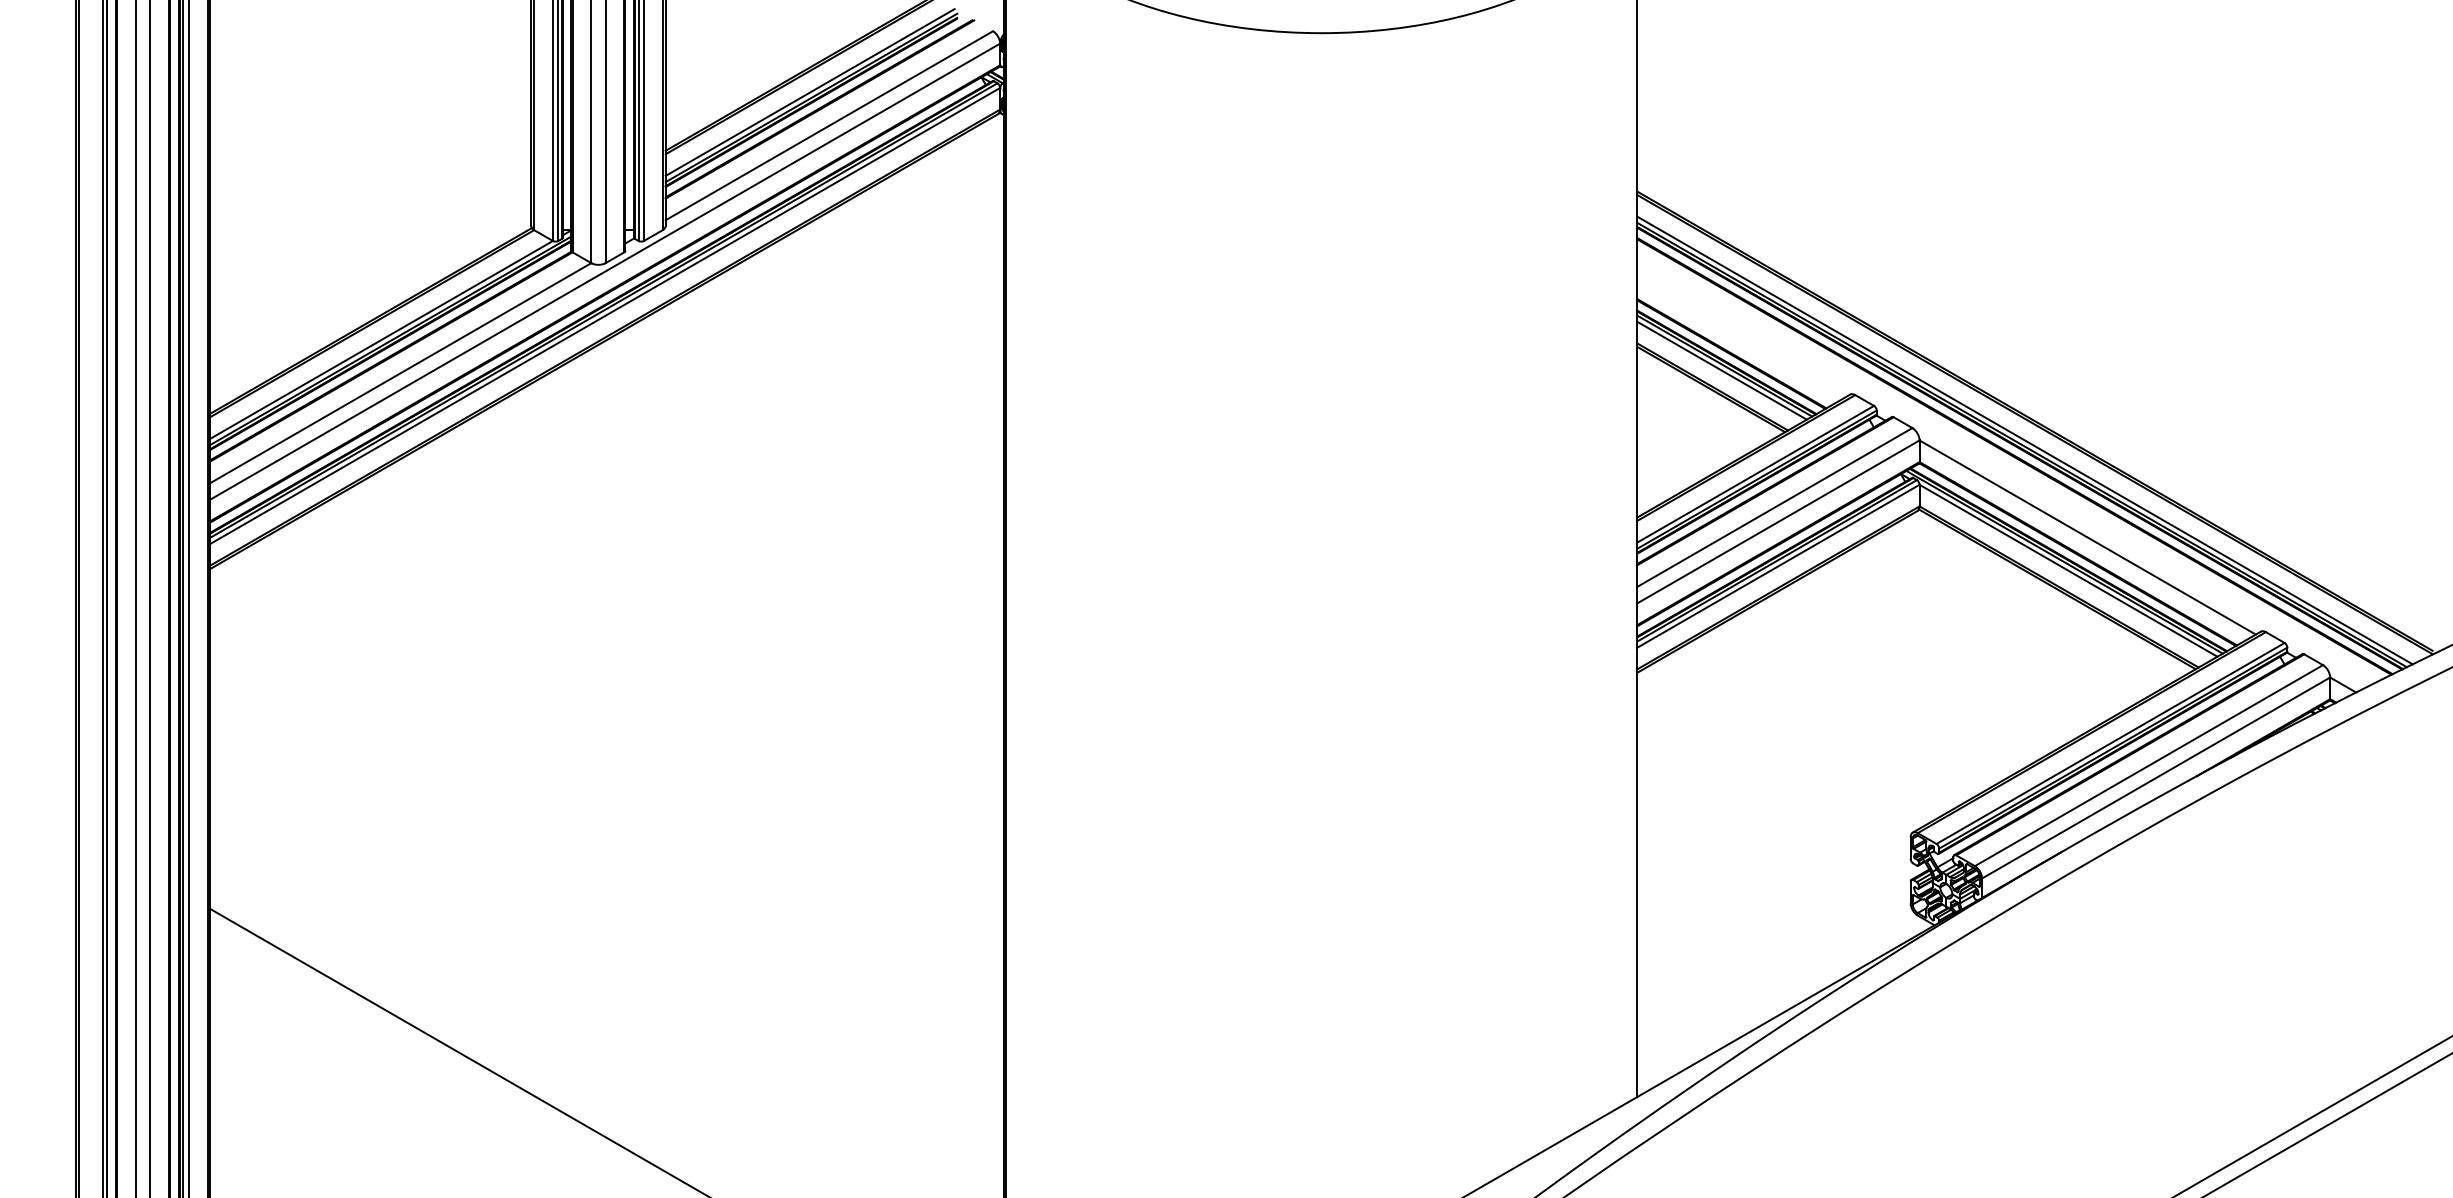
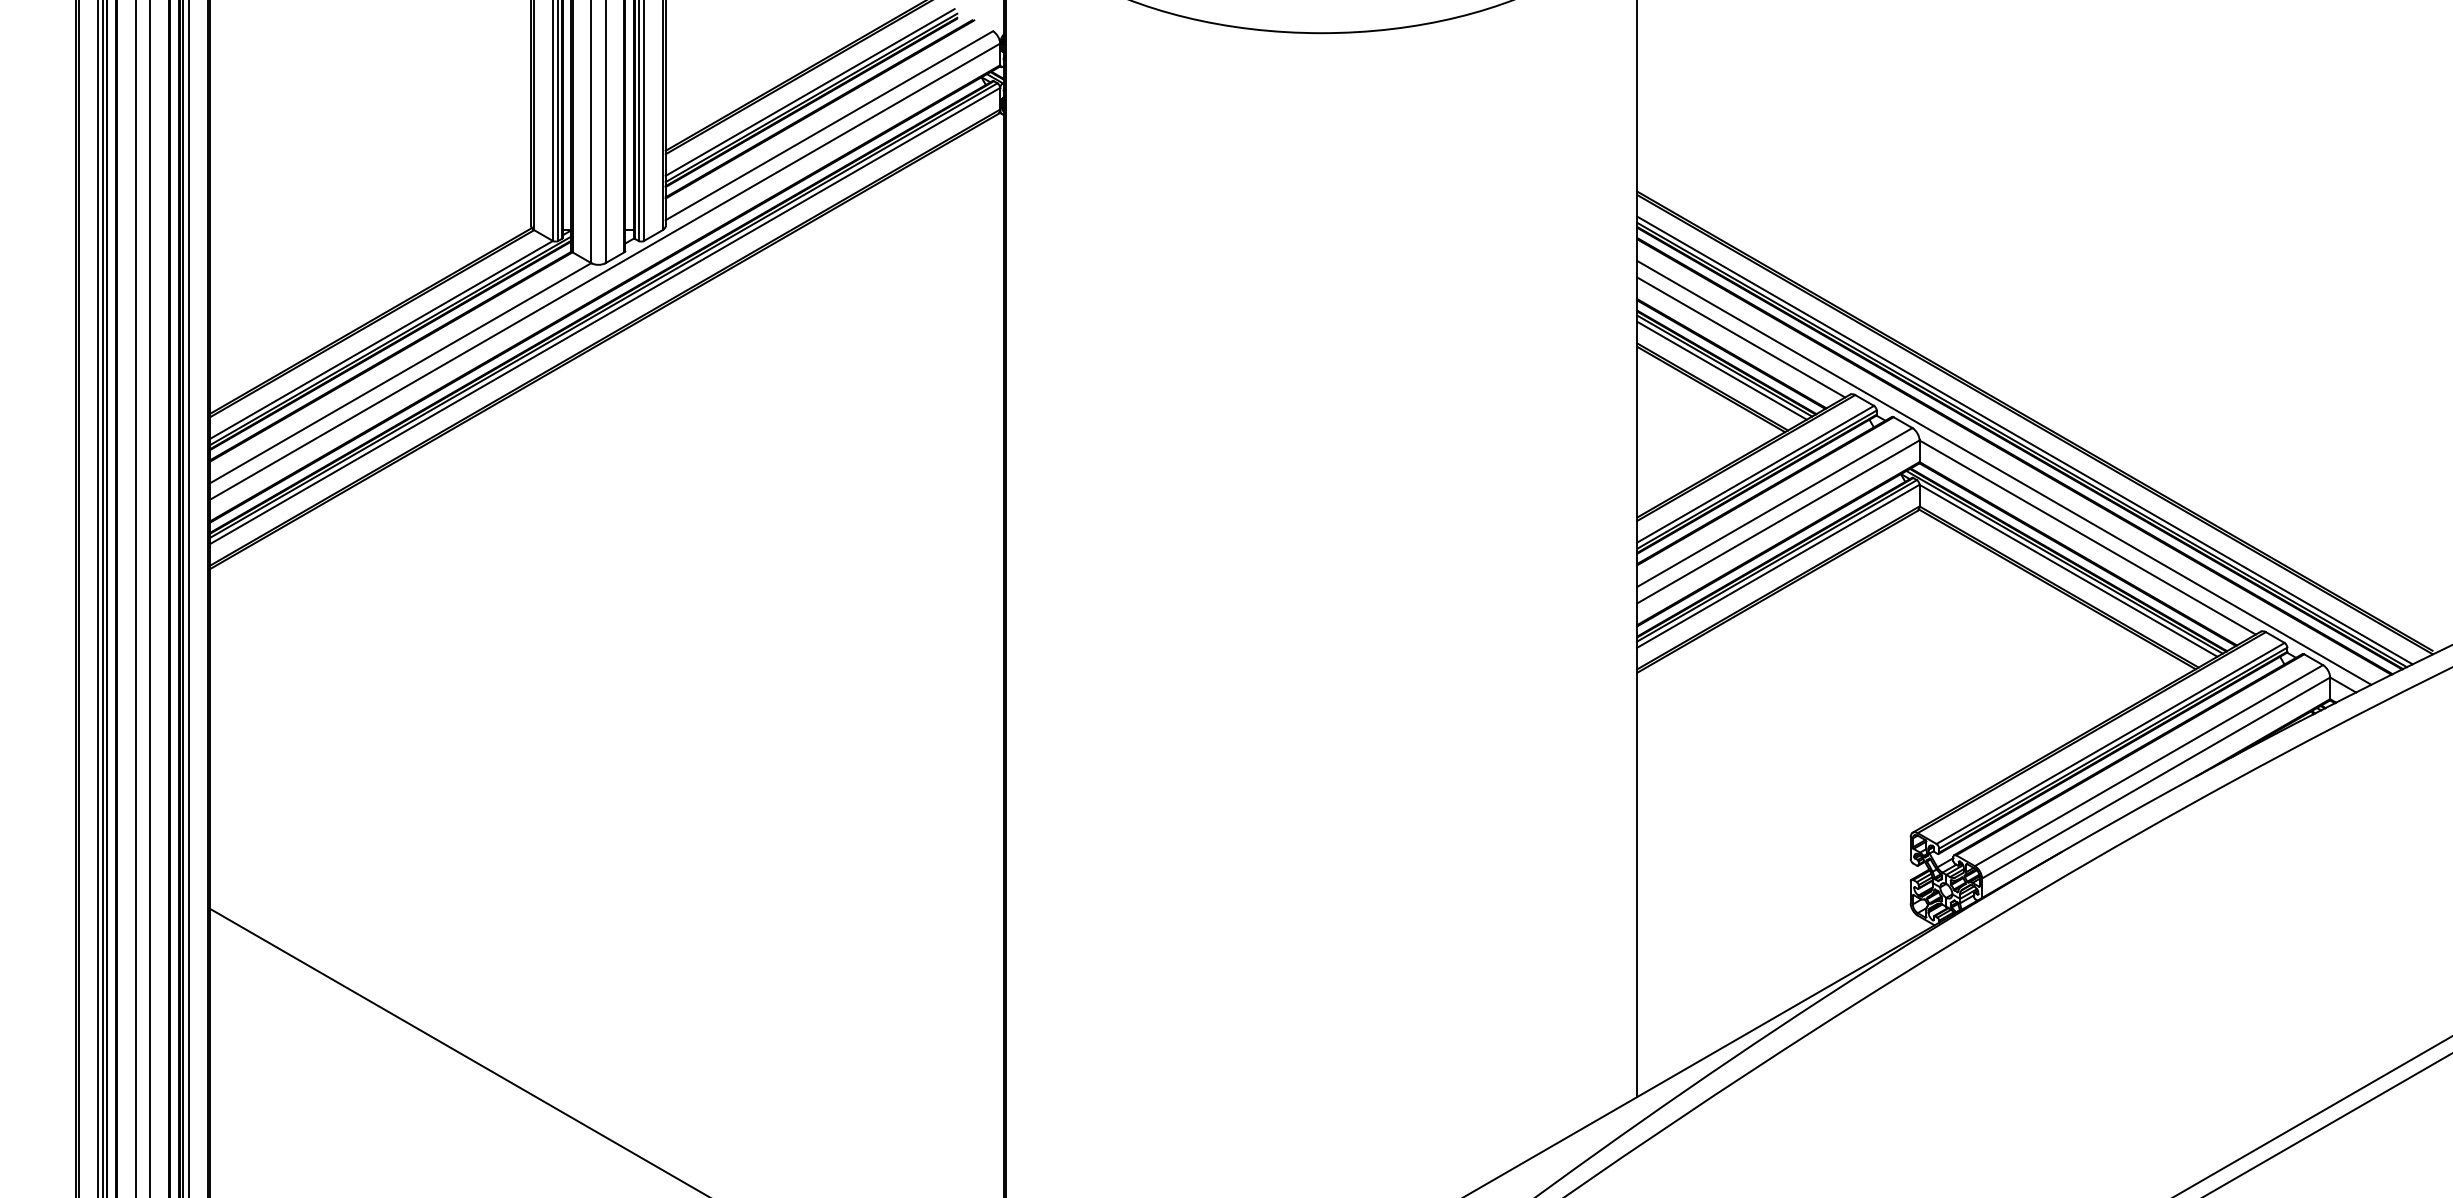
line: none -> present (1741, 337)
line: none -> present (2004, 472)
line: none -> present (97, 598)
